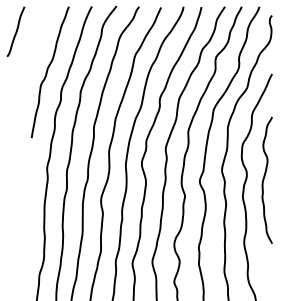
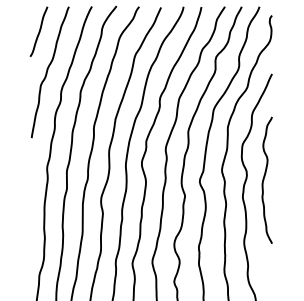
line position: (15, 31) -> (38, 31) (38, 31)
